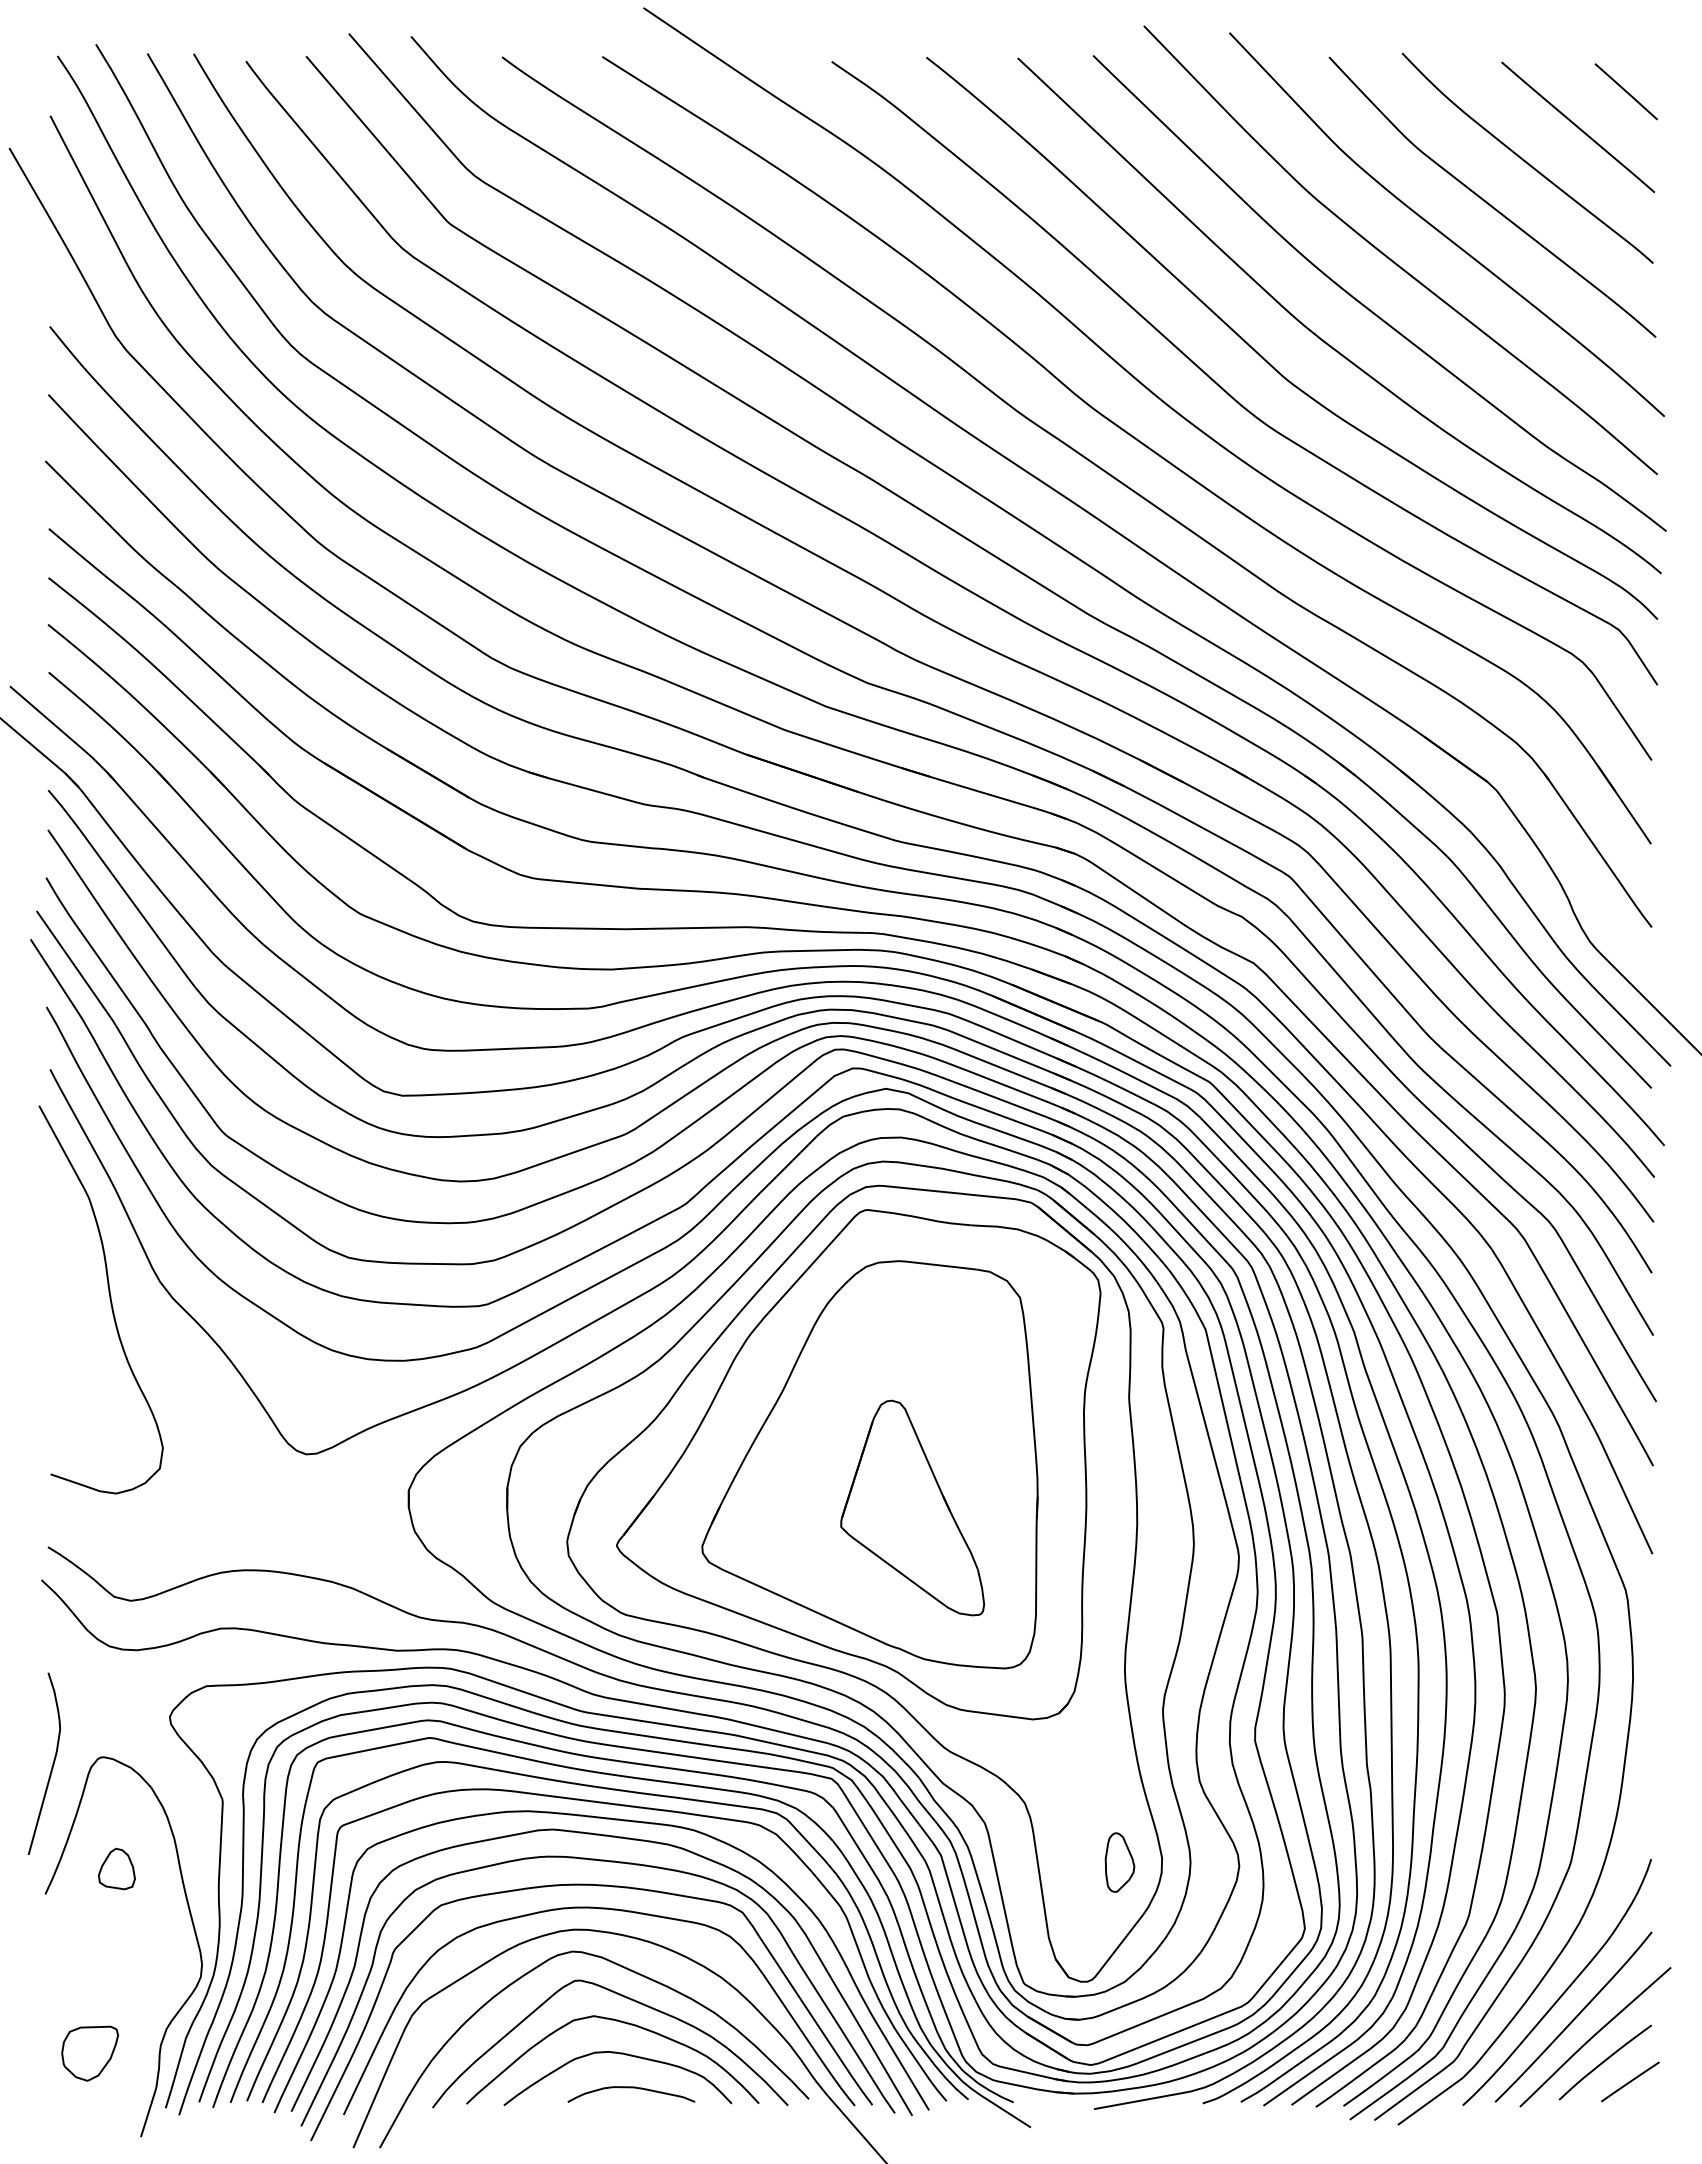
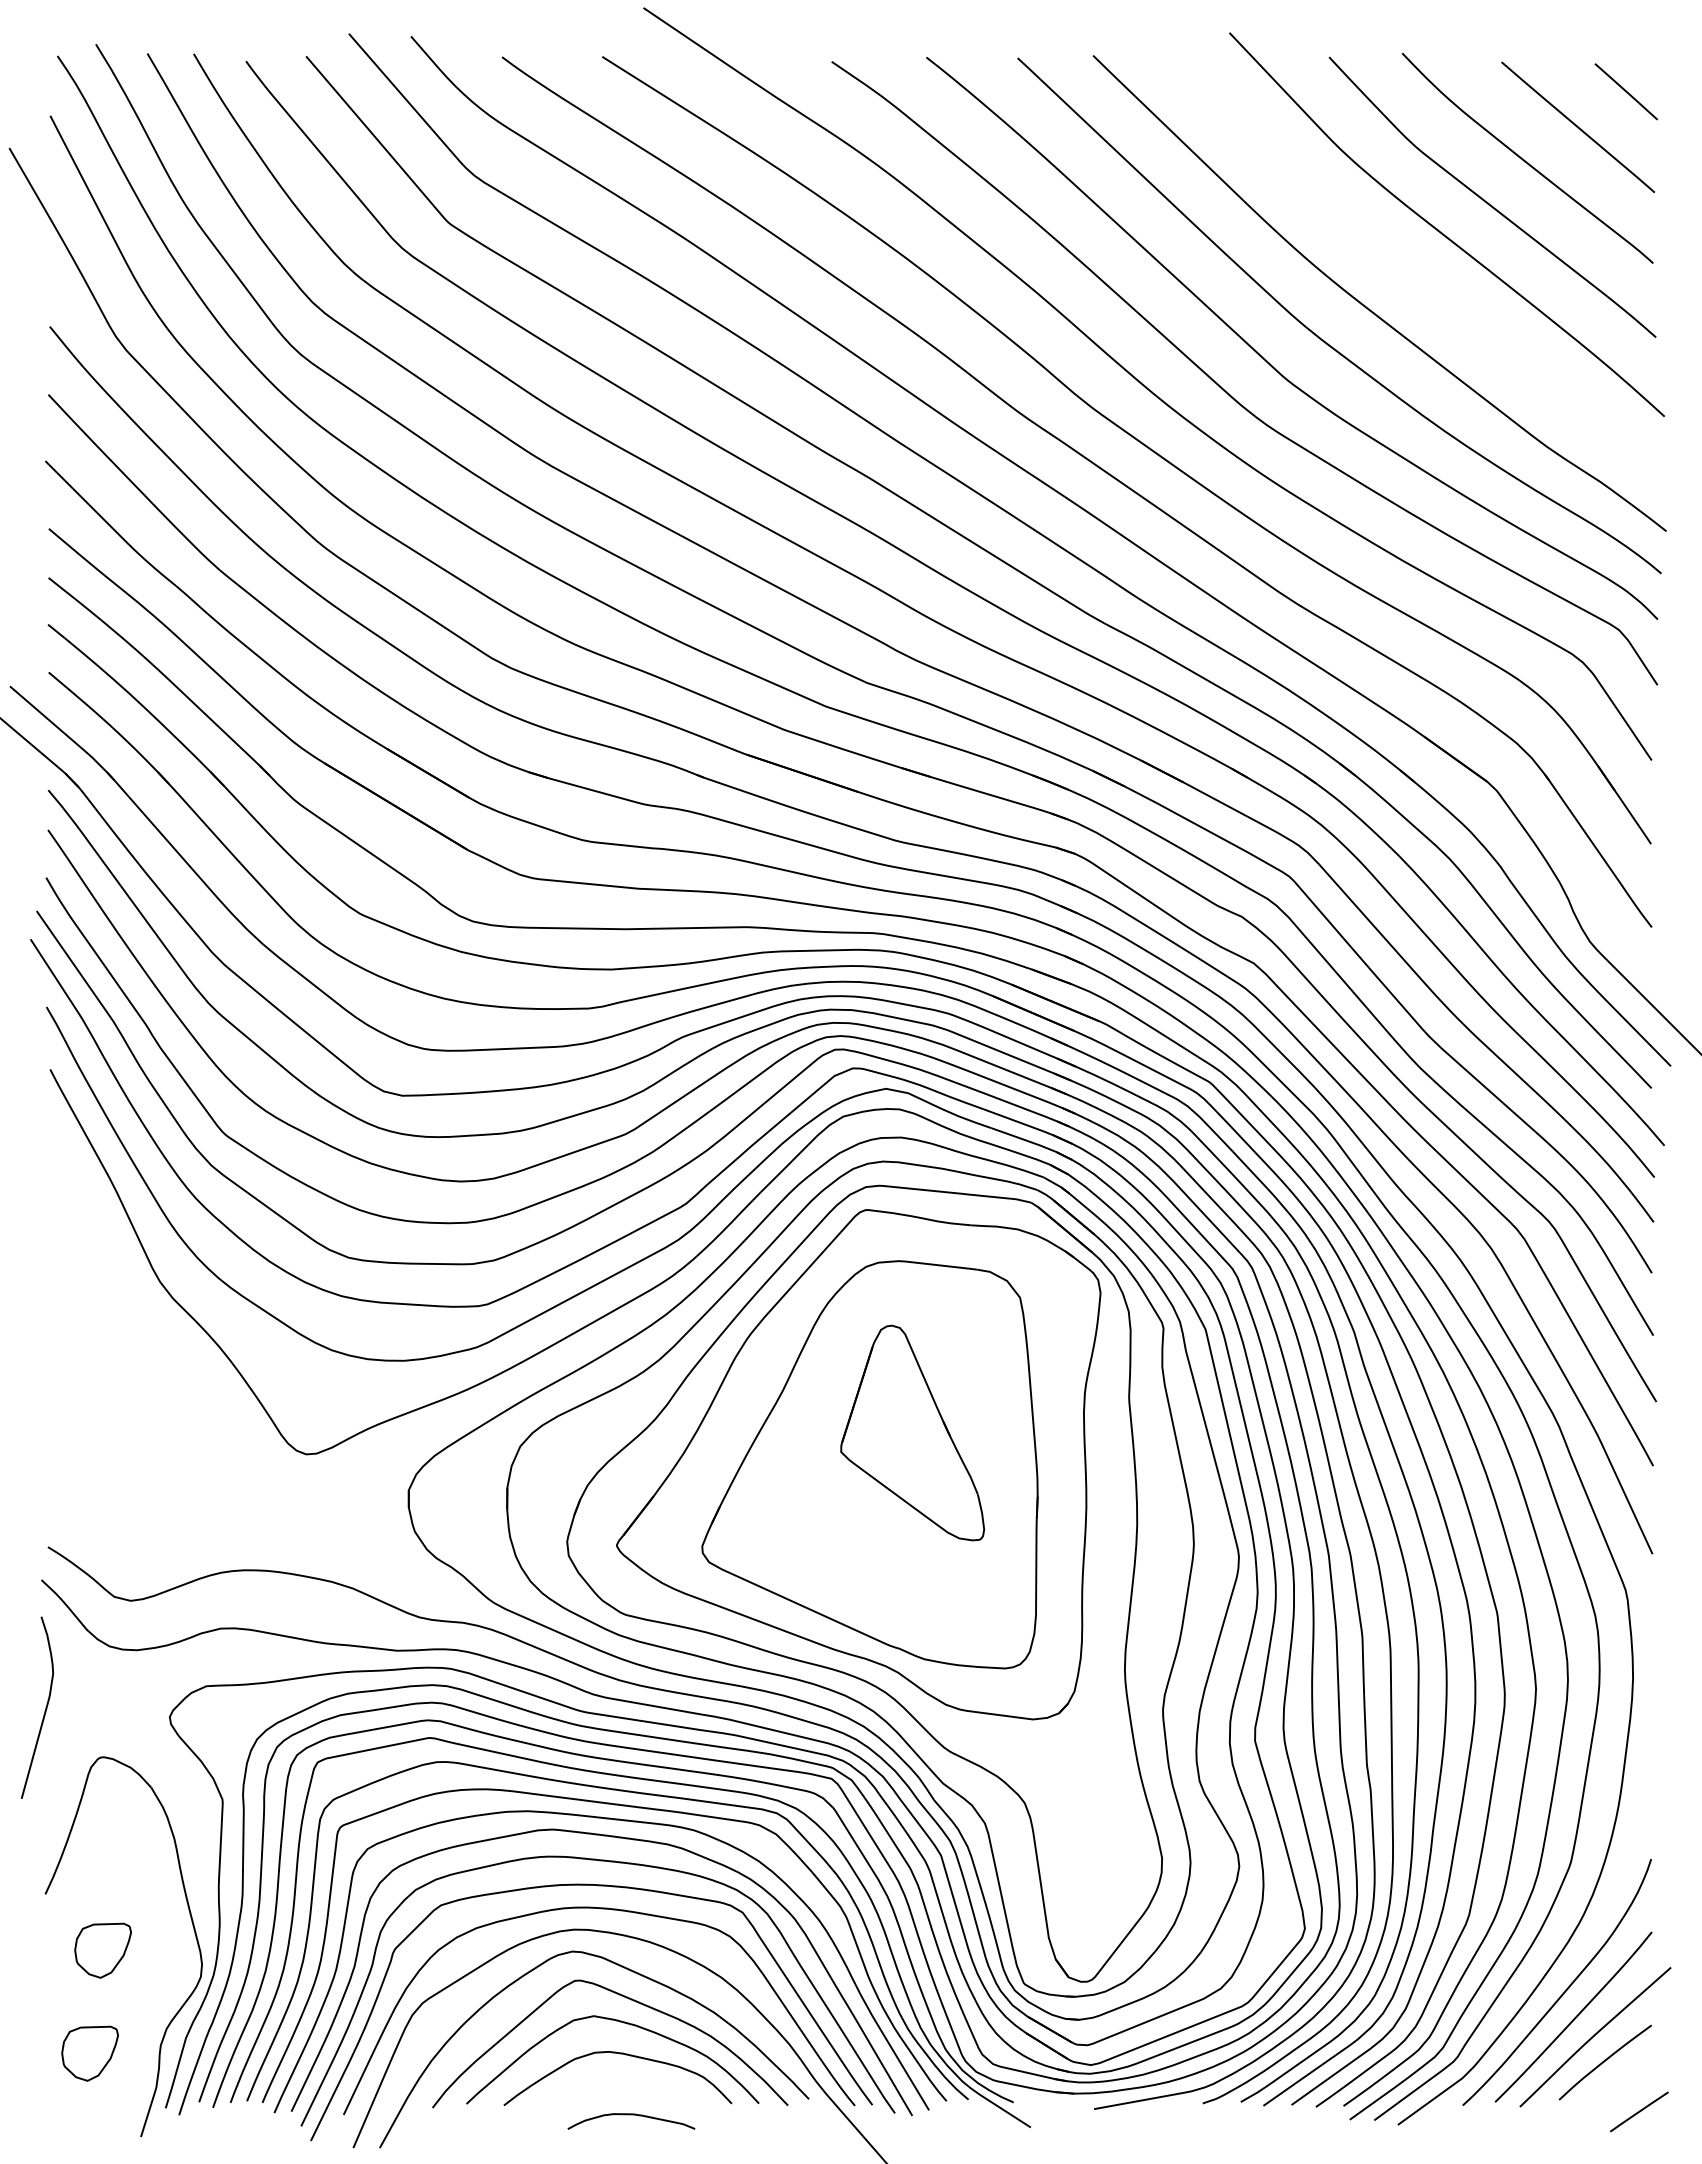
curve: present -> none (1392, 259)
part: present -> none (109, 1299)
part position: (912, 1507) -> (912, 1432) (912, 1432)
curve position: (51, 1766) -> (44, 1710) (44, 1710)
part: present -> none (1119, 1862)
part: present -> none (116, 1869)
part: none -> present (102, 1950)
line position: (1630, 2081) -> (1639, 2111) (1639, 2111)
curve position: (631, 2088) -> (631, 2115) (631, 2115)
